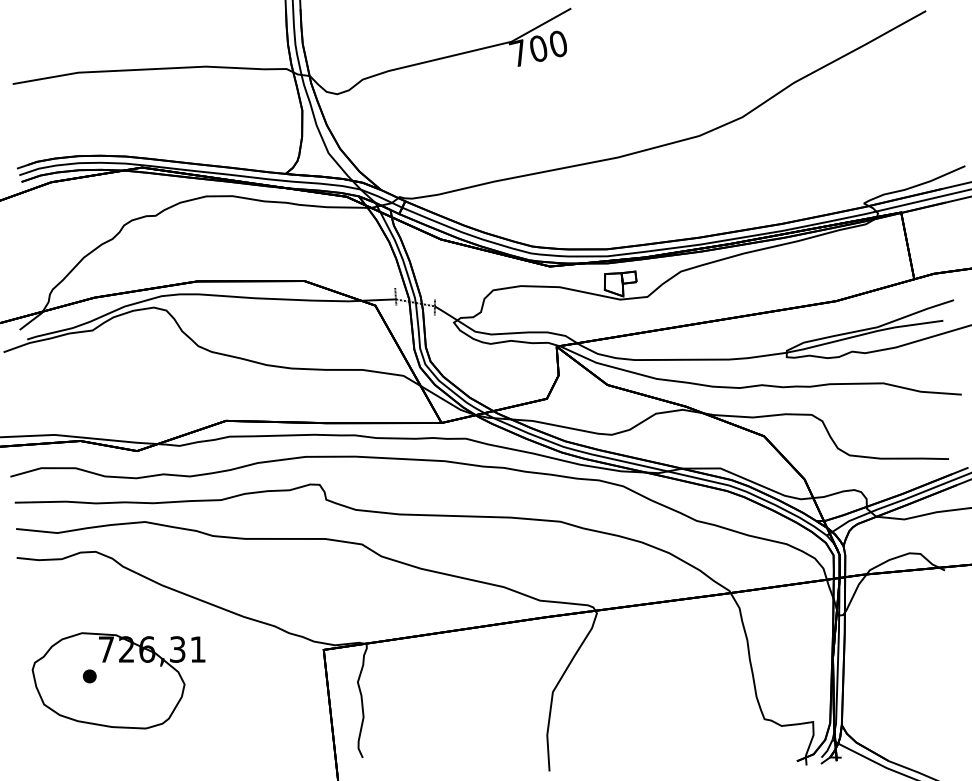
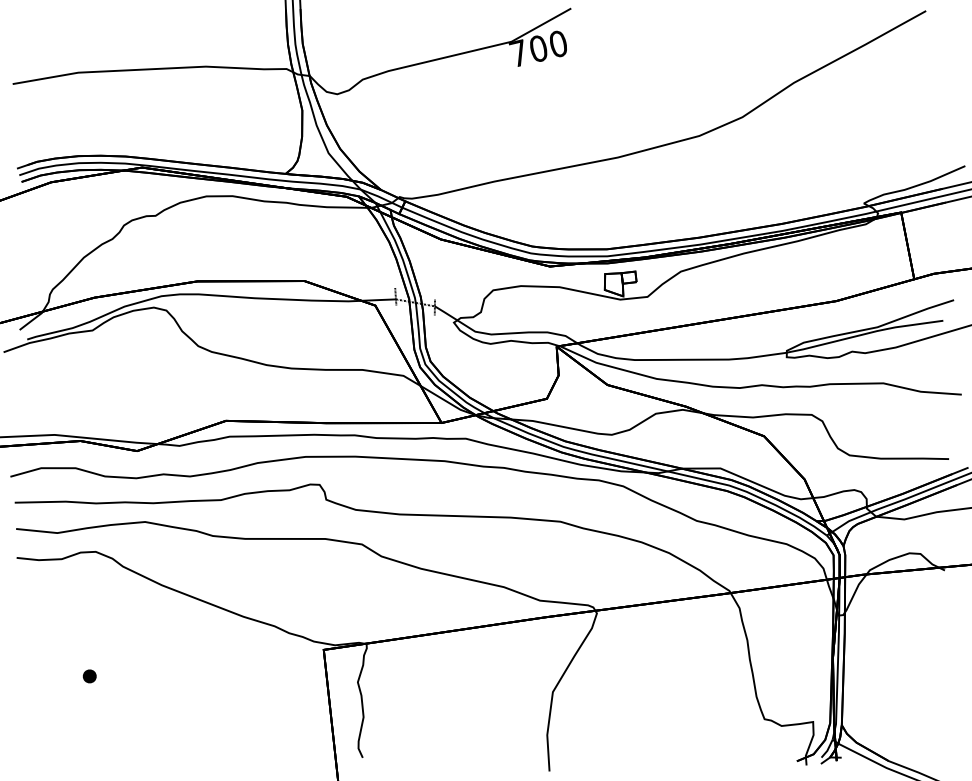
part: present -> none (118, 680)
